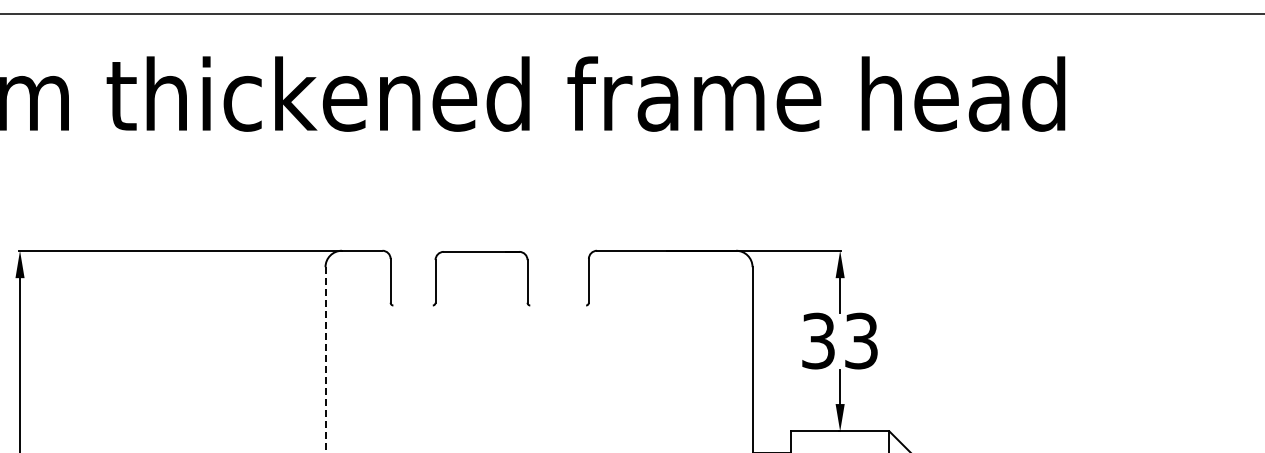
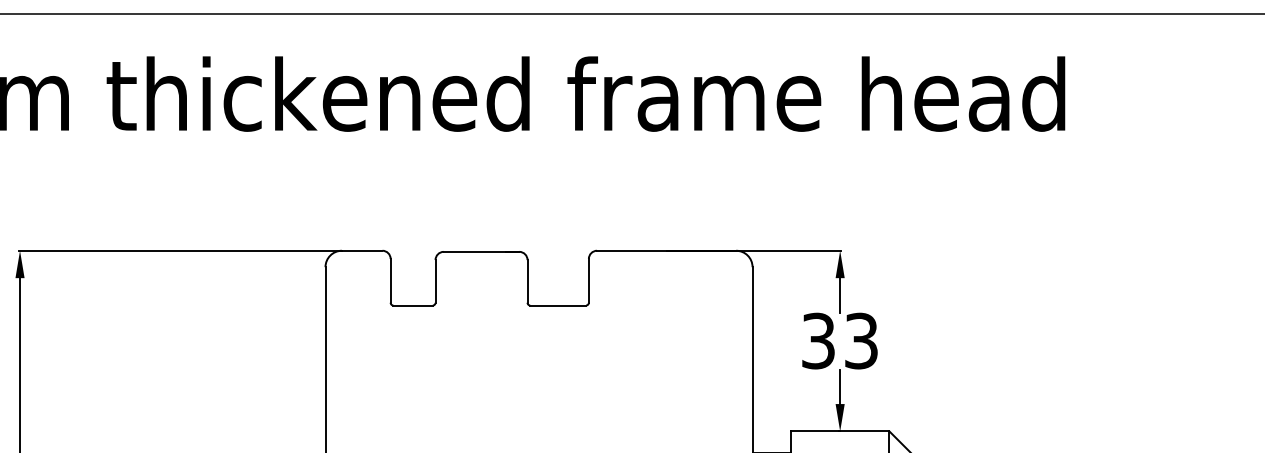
line: none -> present (412, 305)
line: none -> present (558, 305)
line: dashed -> solid (325, 360)
